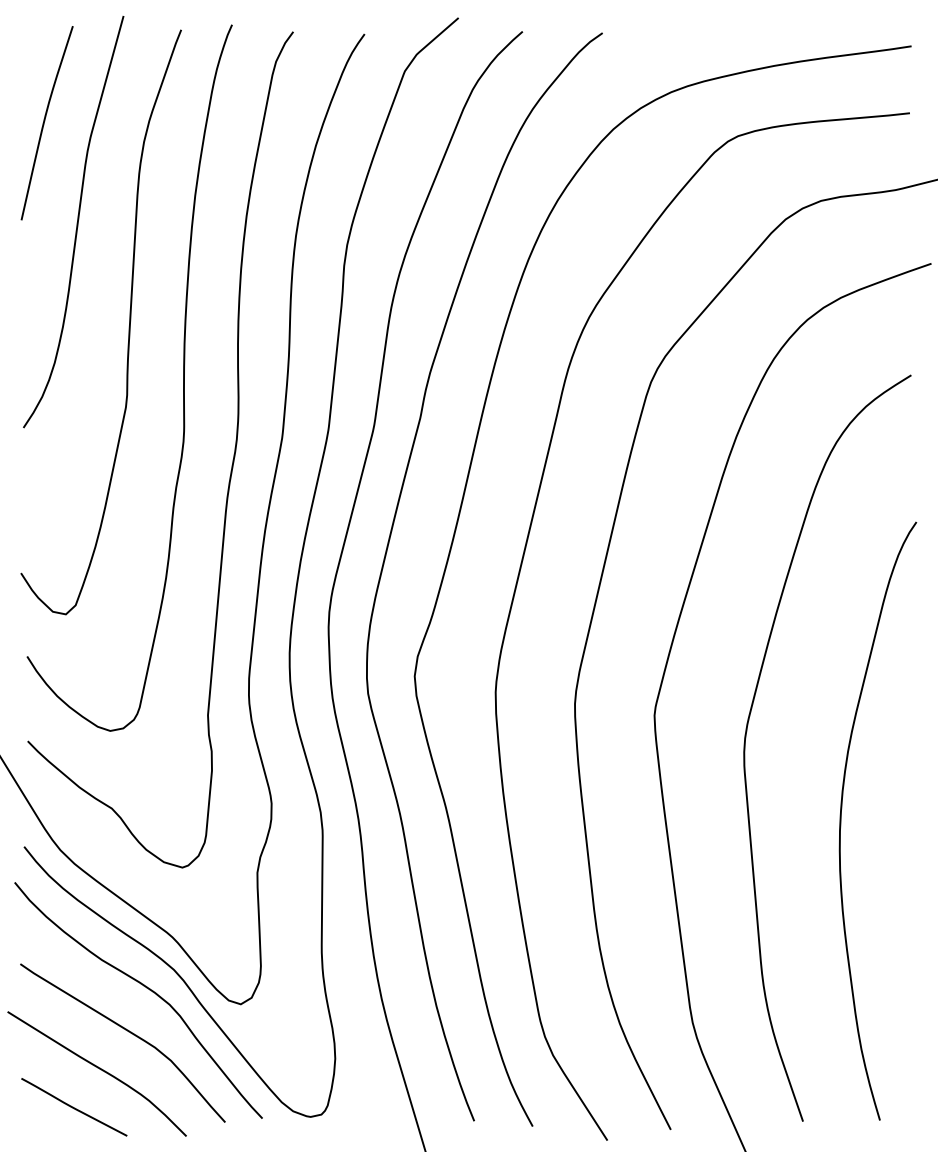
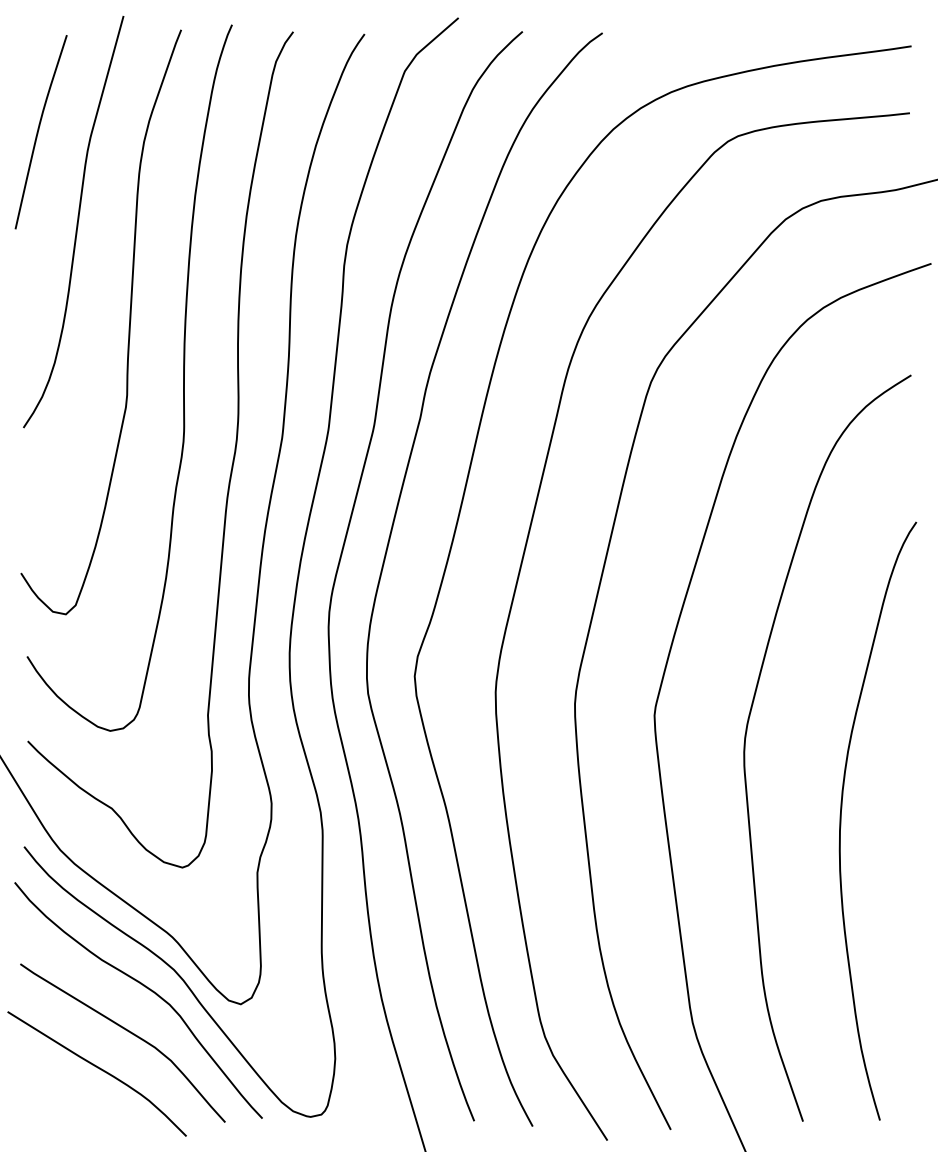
curve position: (44, 123) -> (38, 132) (38, 132)
curve: present -> none (74, 1107)
